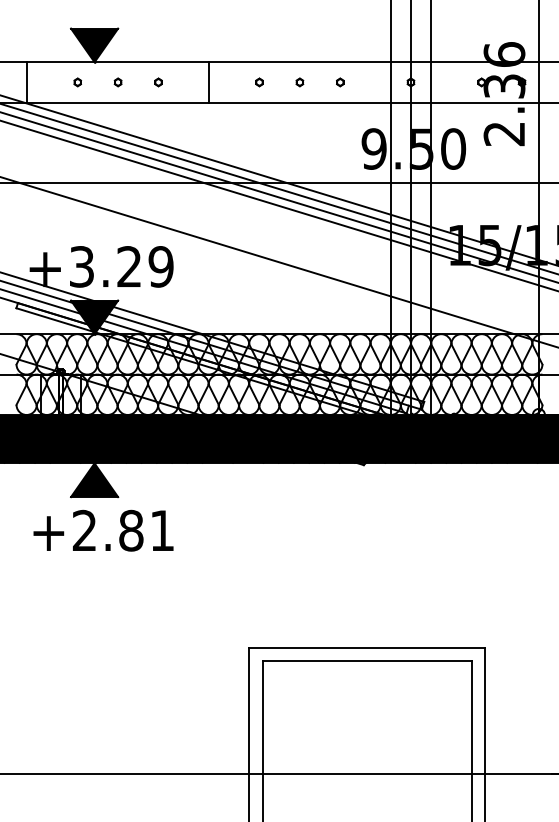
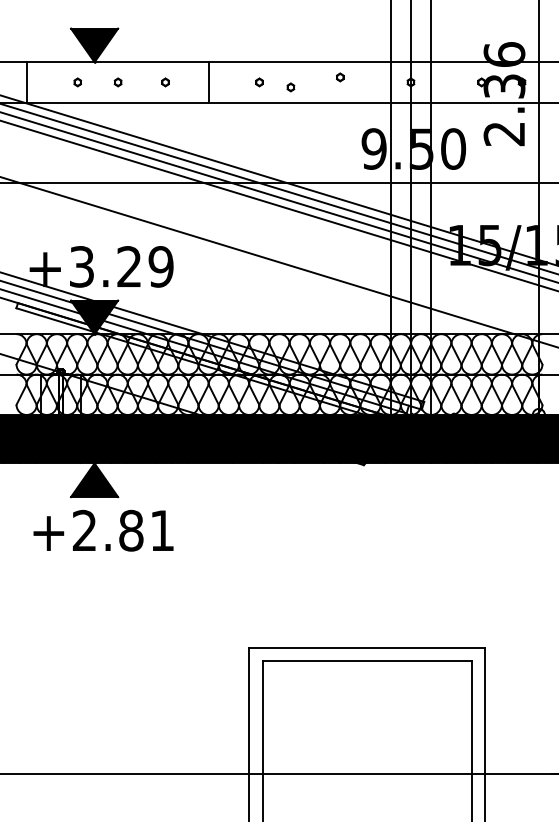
part position: (158, 82) -> (165, 82) (165, 82)
part position: (299, 82) -> (290, 87) (290, 87)
part position: (340, 82) -> (340, 77) (340, 77)
